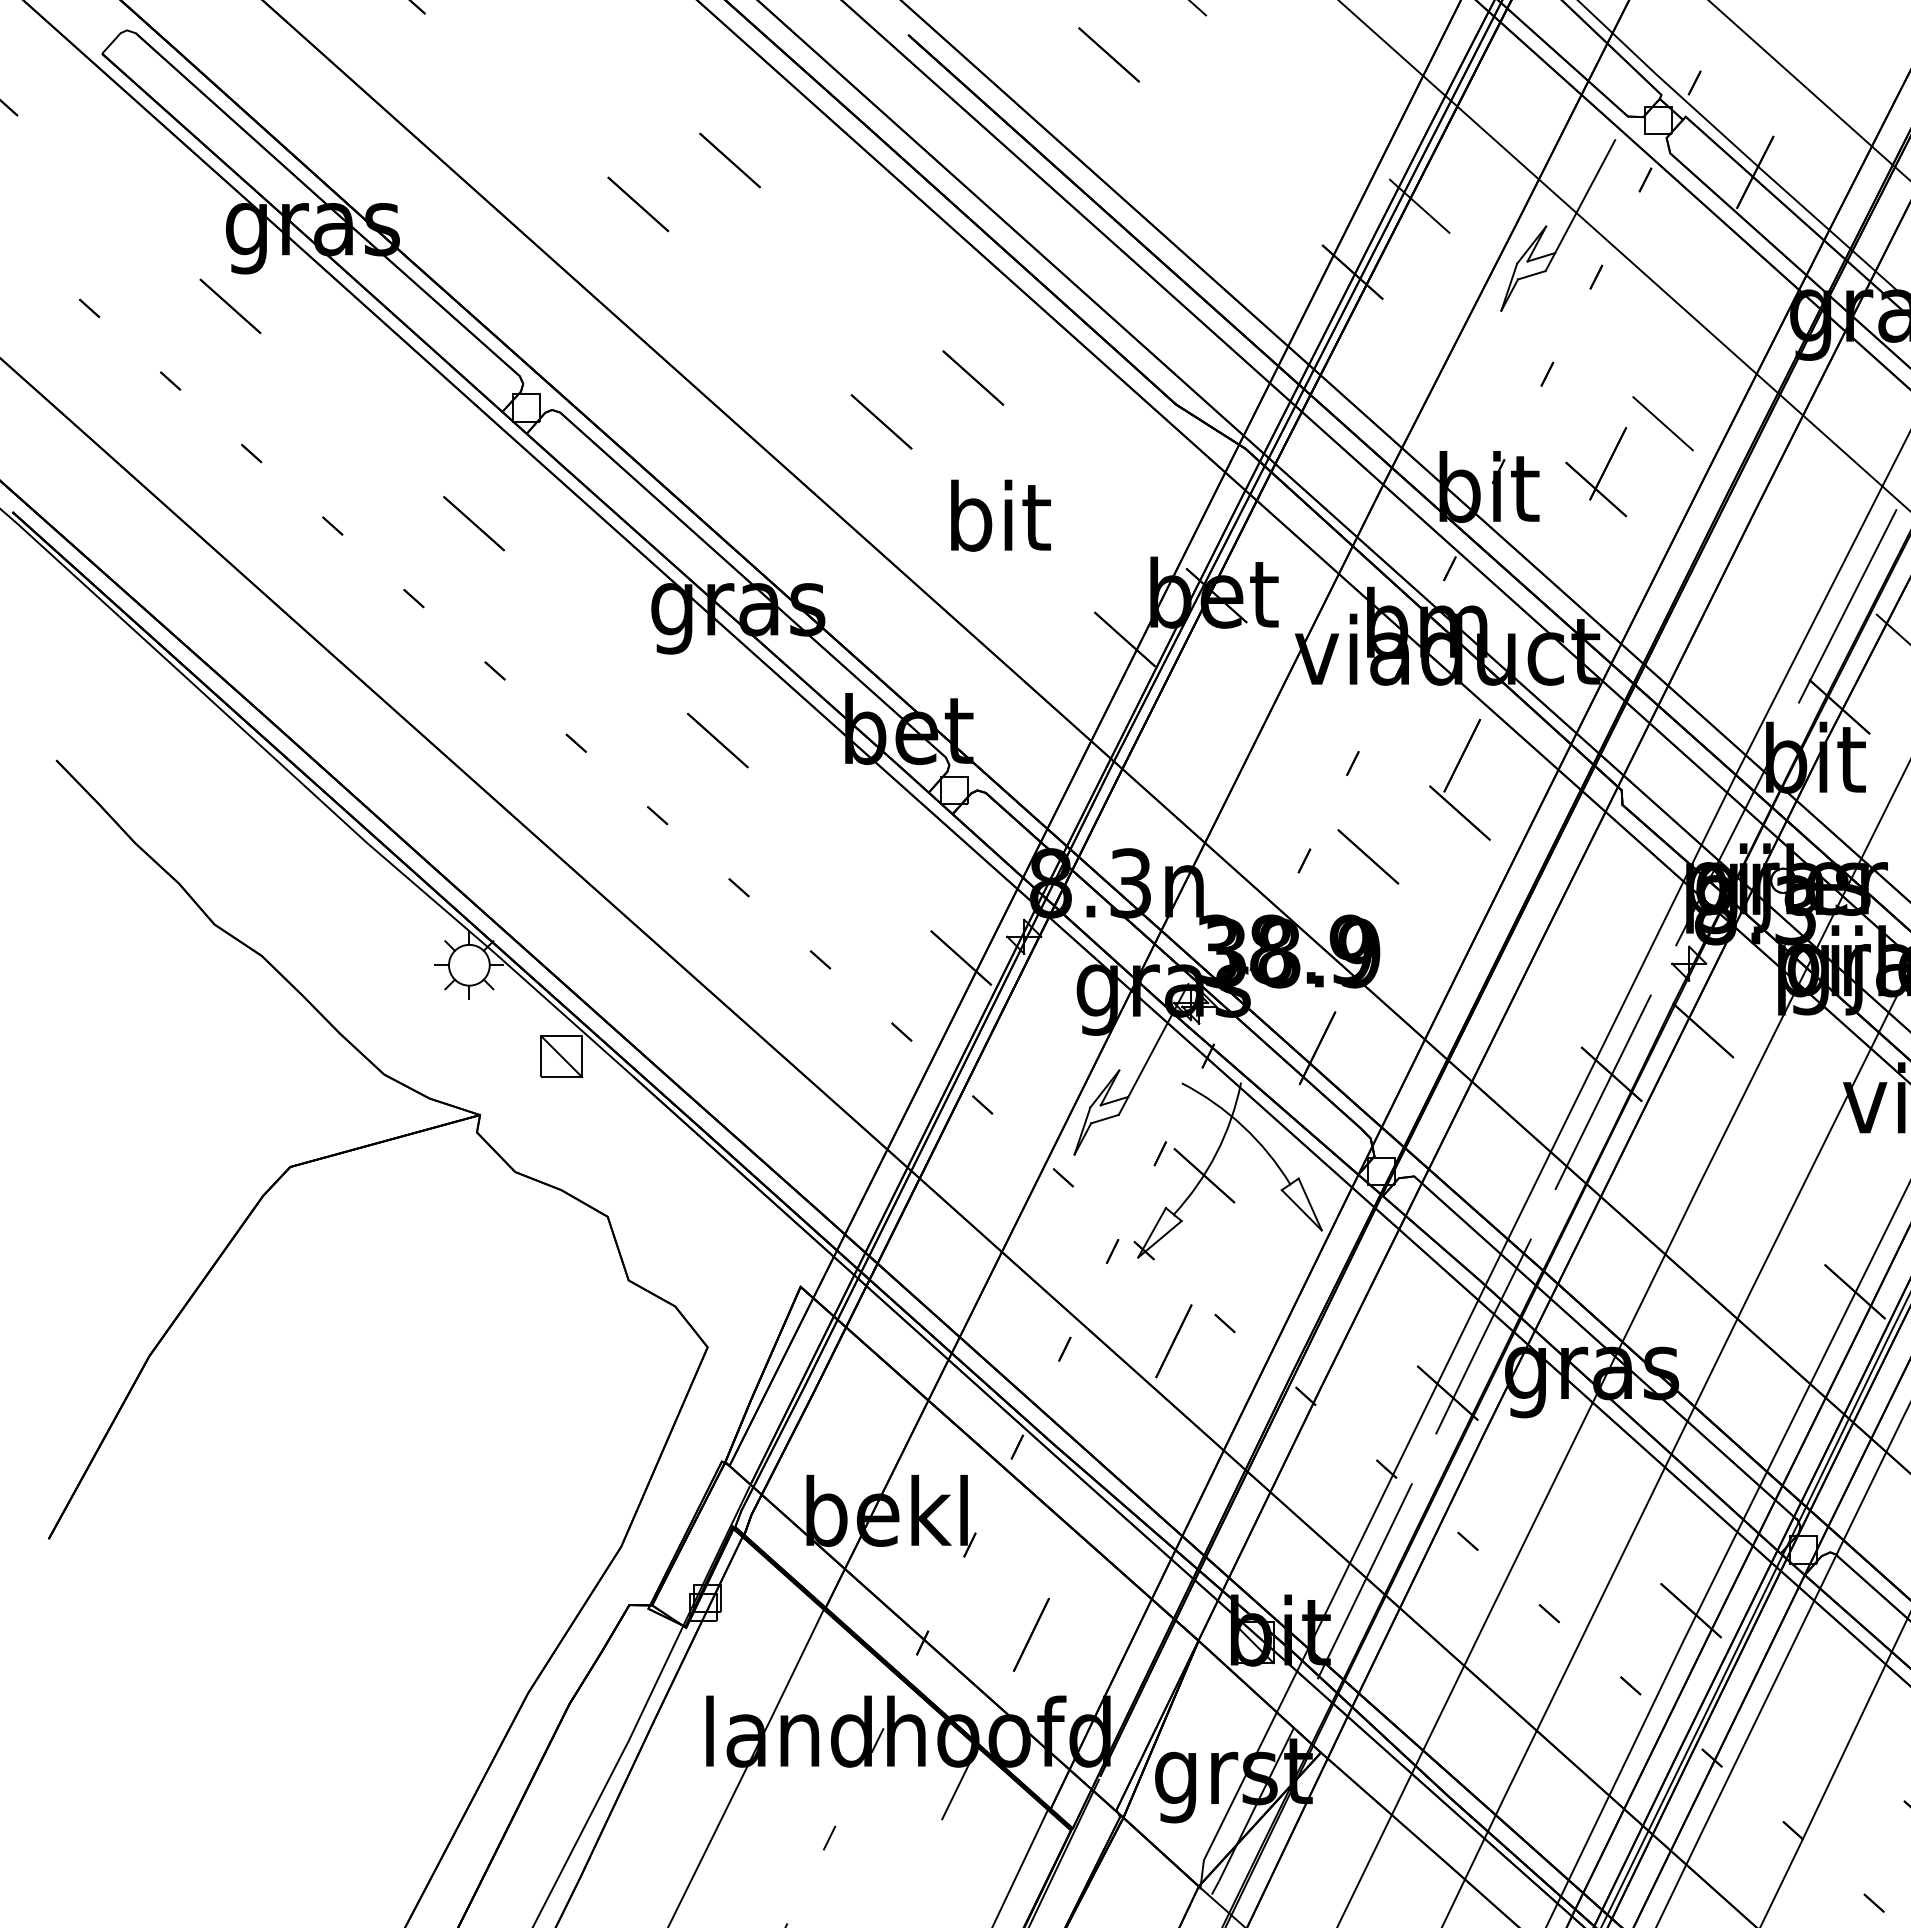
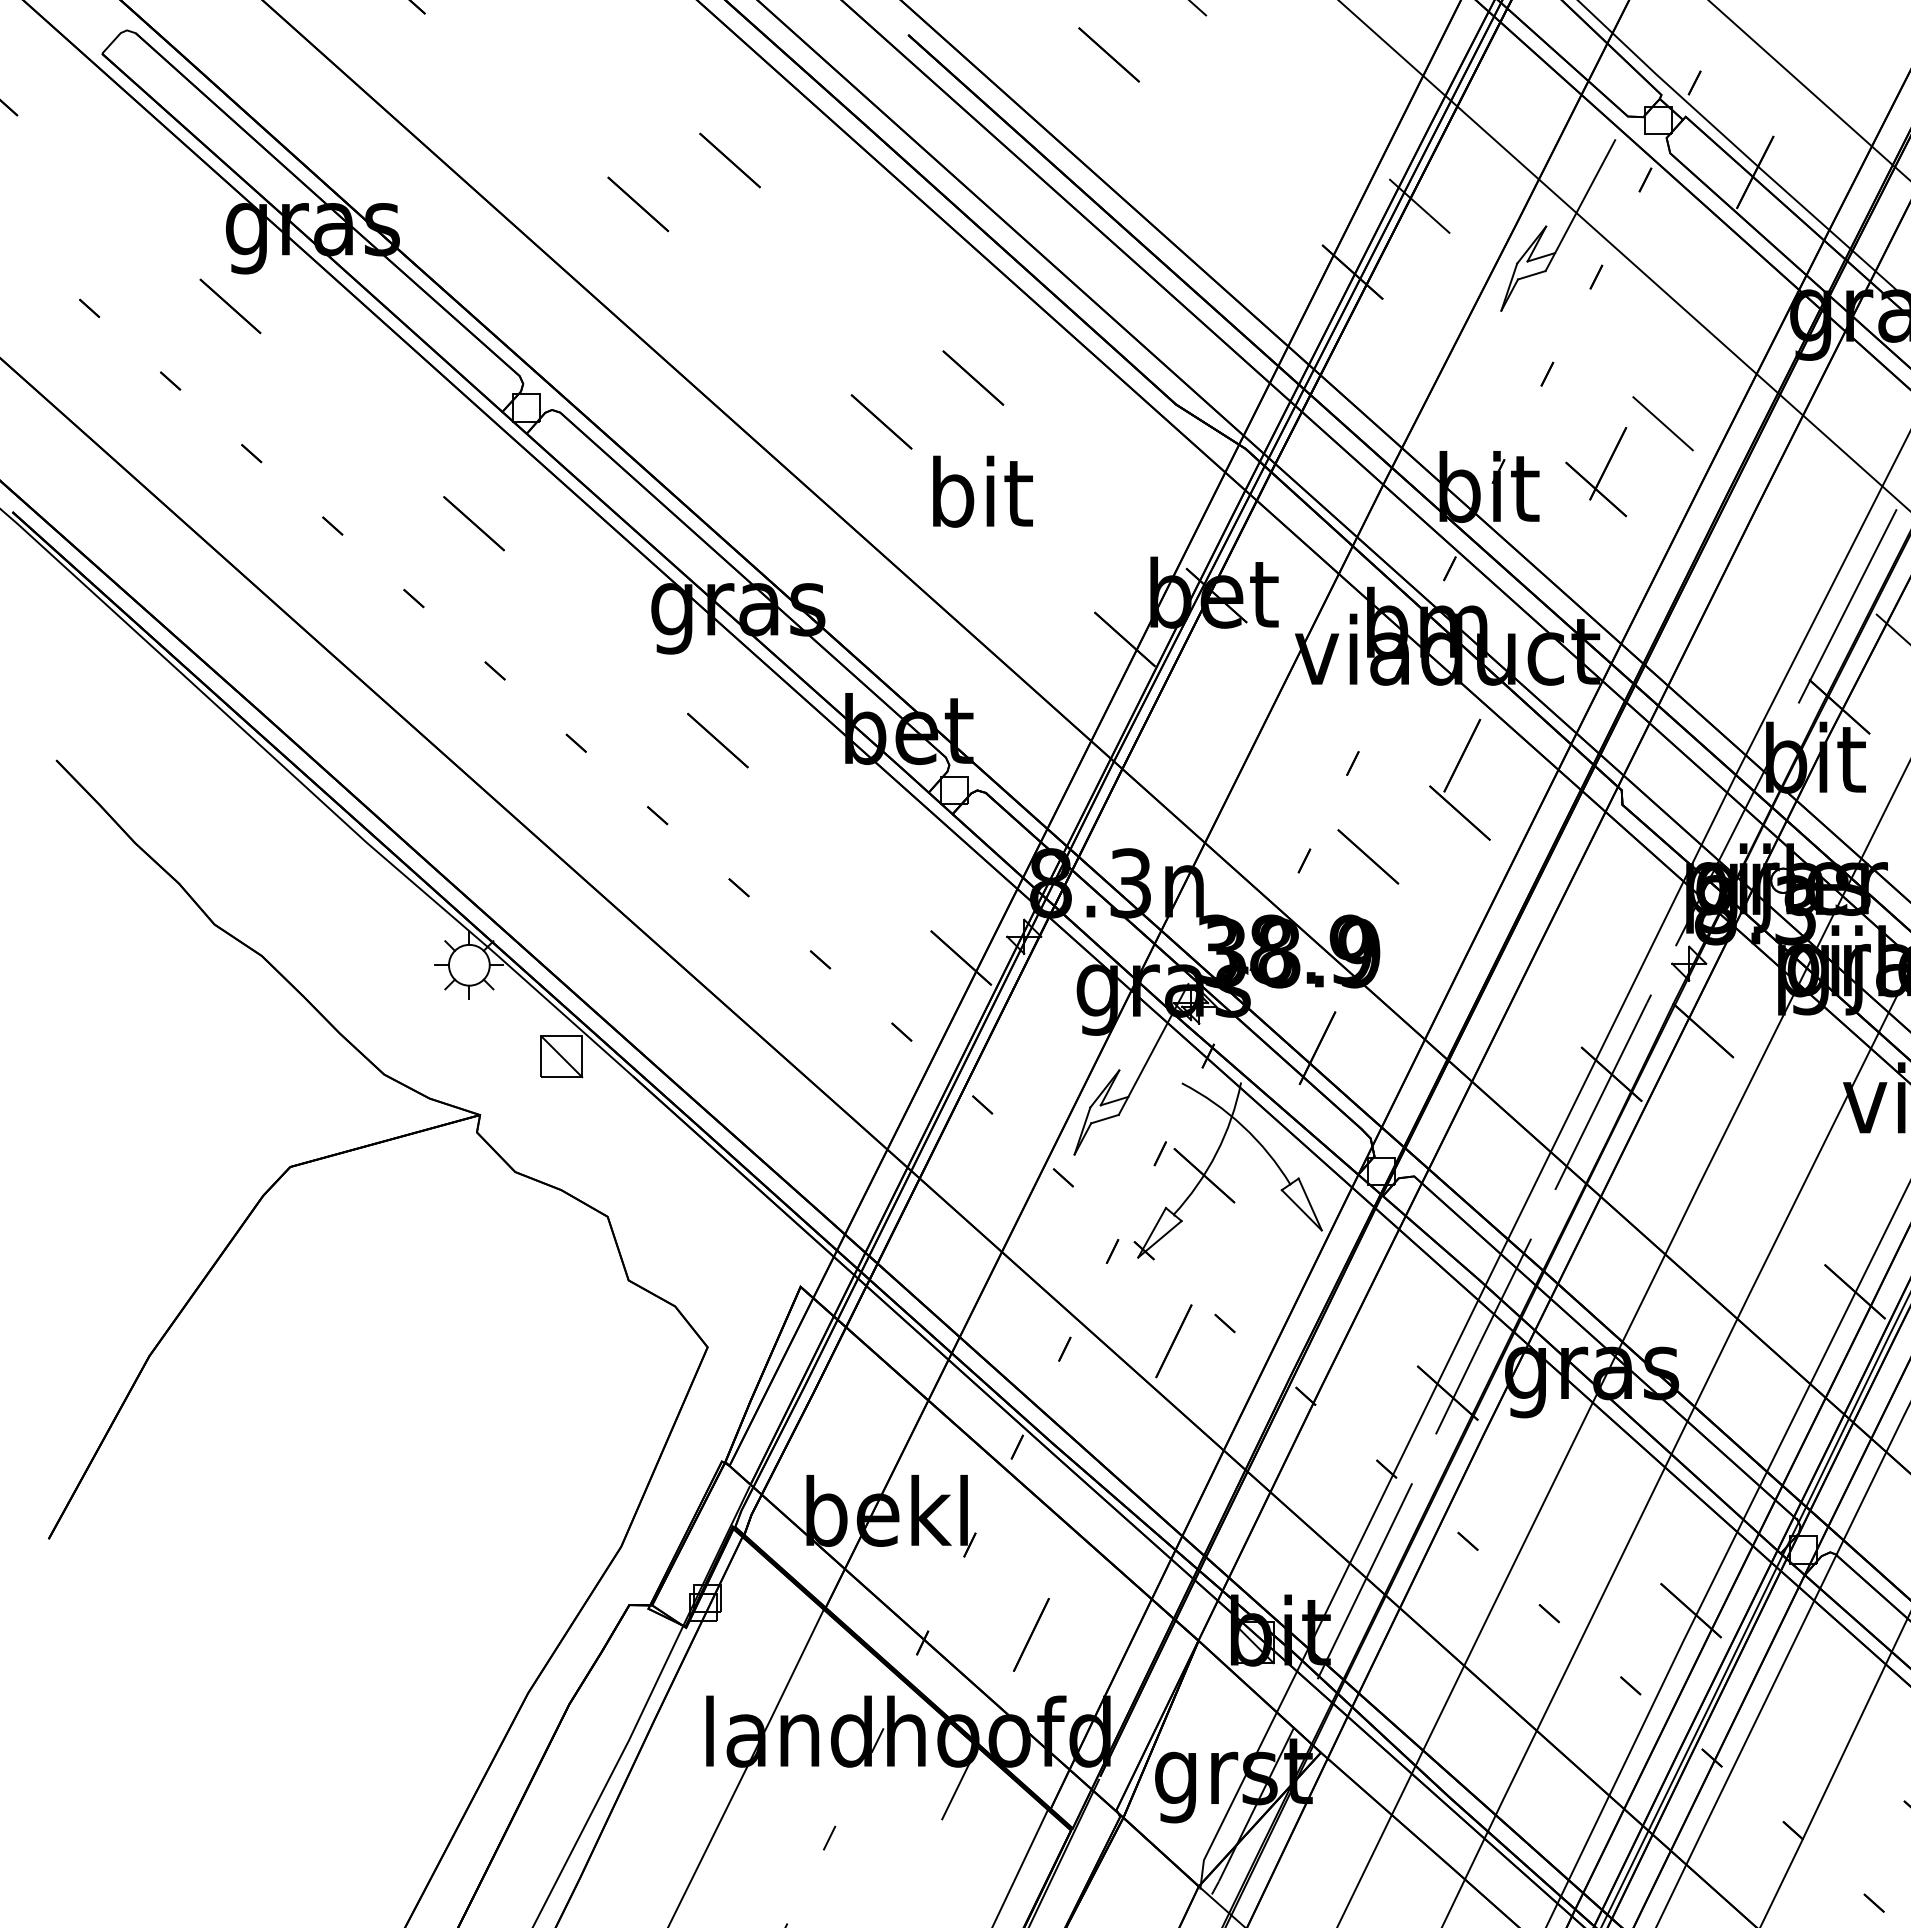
text position: (1000, 515) -> (982, 491) (982, 491)
